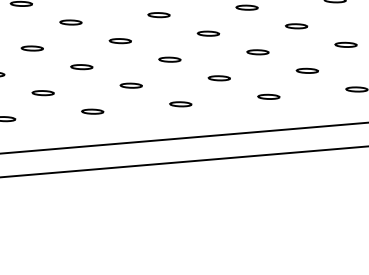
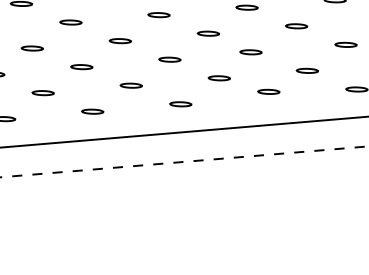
part position: (257, 52) -> (250, 52) (250, 52)
part position: (268, 96) -> (268, 91) (268, 91)
line position: (183, 137) -> (183, 131) (183, 131)
line: solid -> dashed (185, 161)
